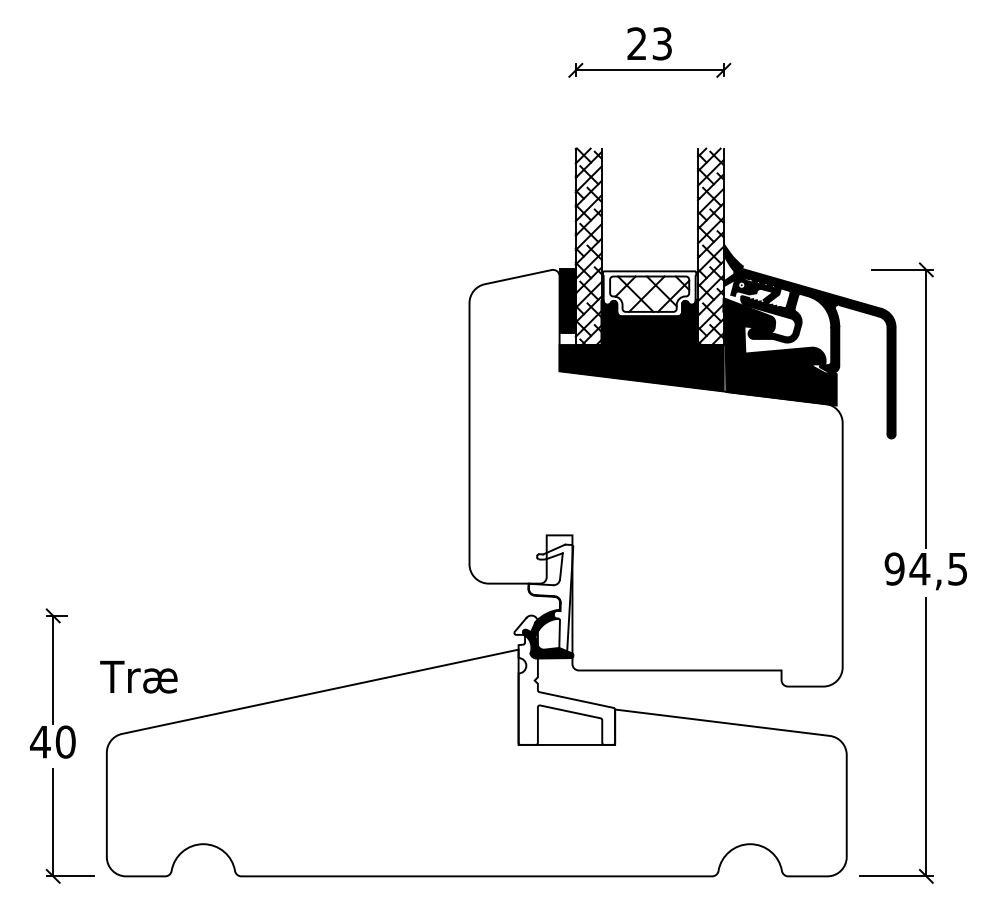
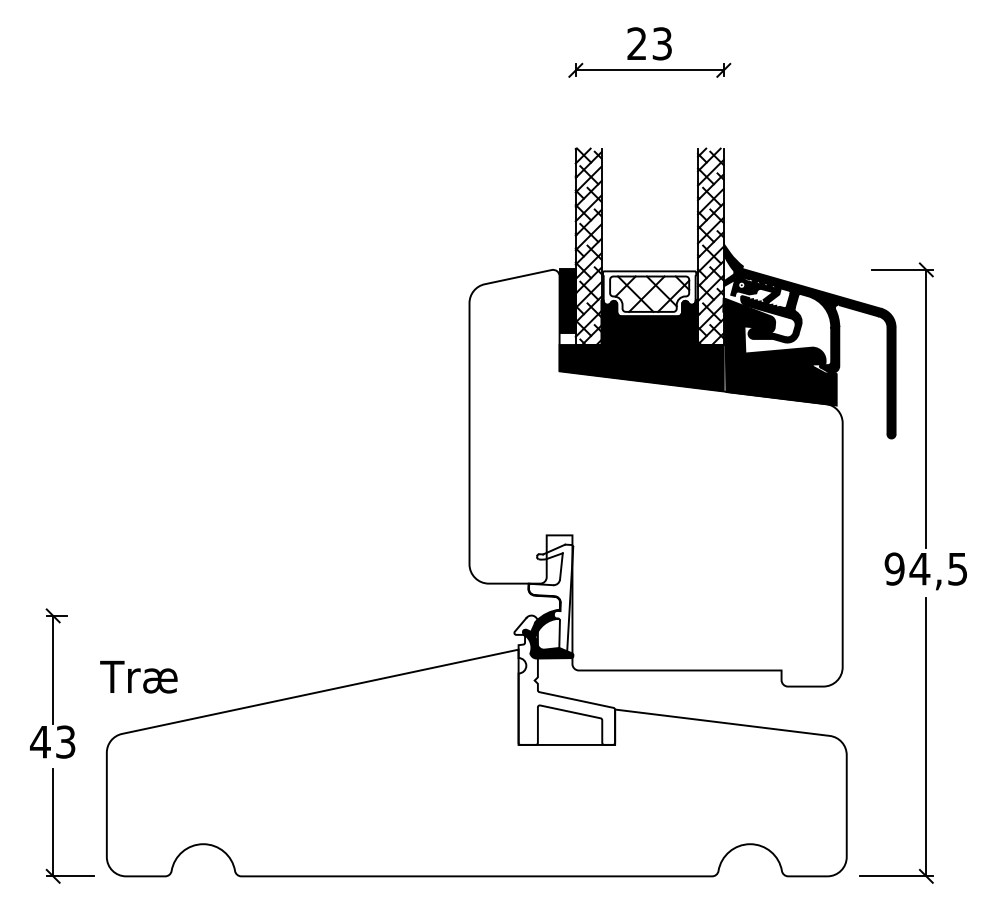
text: 40 -> 43 (65, 741)
